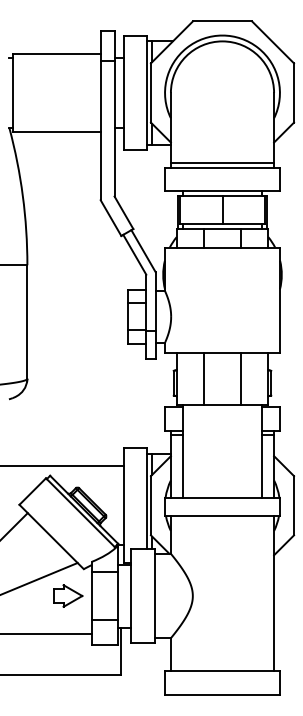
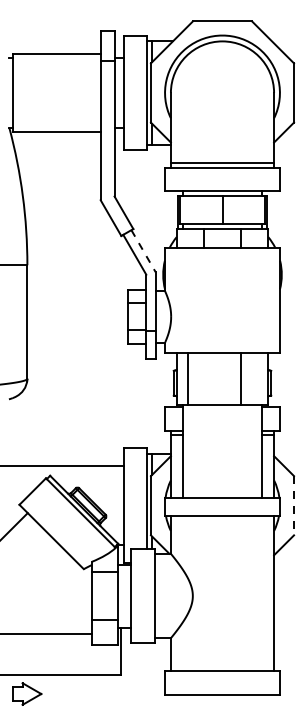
line: solid -> dashed (143, 251)
line position: (203, 378) -> (187, 378) (187, 378)
line: solid -> dashed (294, 505)
line: present -> none (39, 578)
part position: (68, 595) -> (27, 693) (27, 693)
